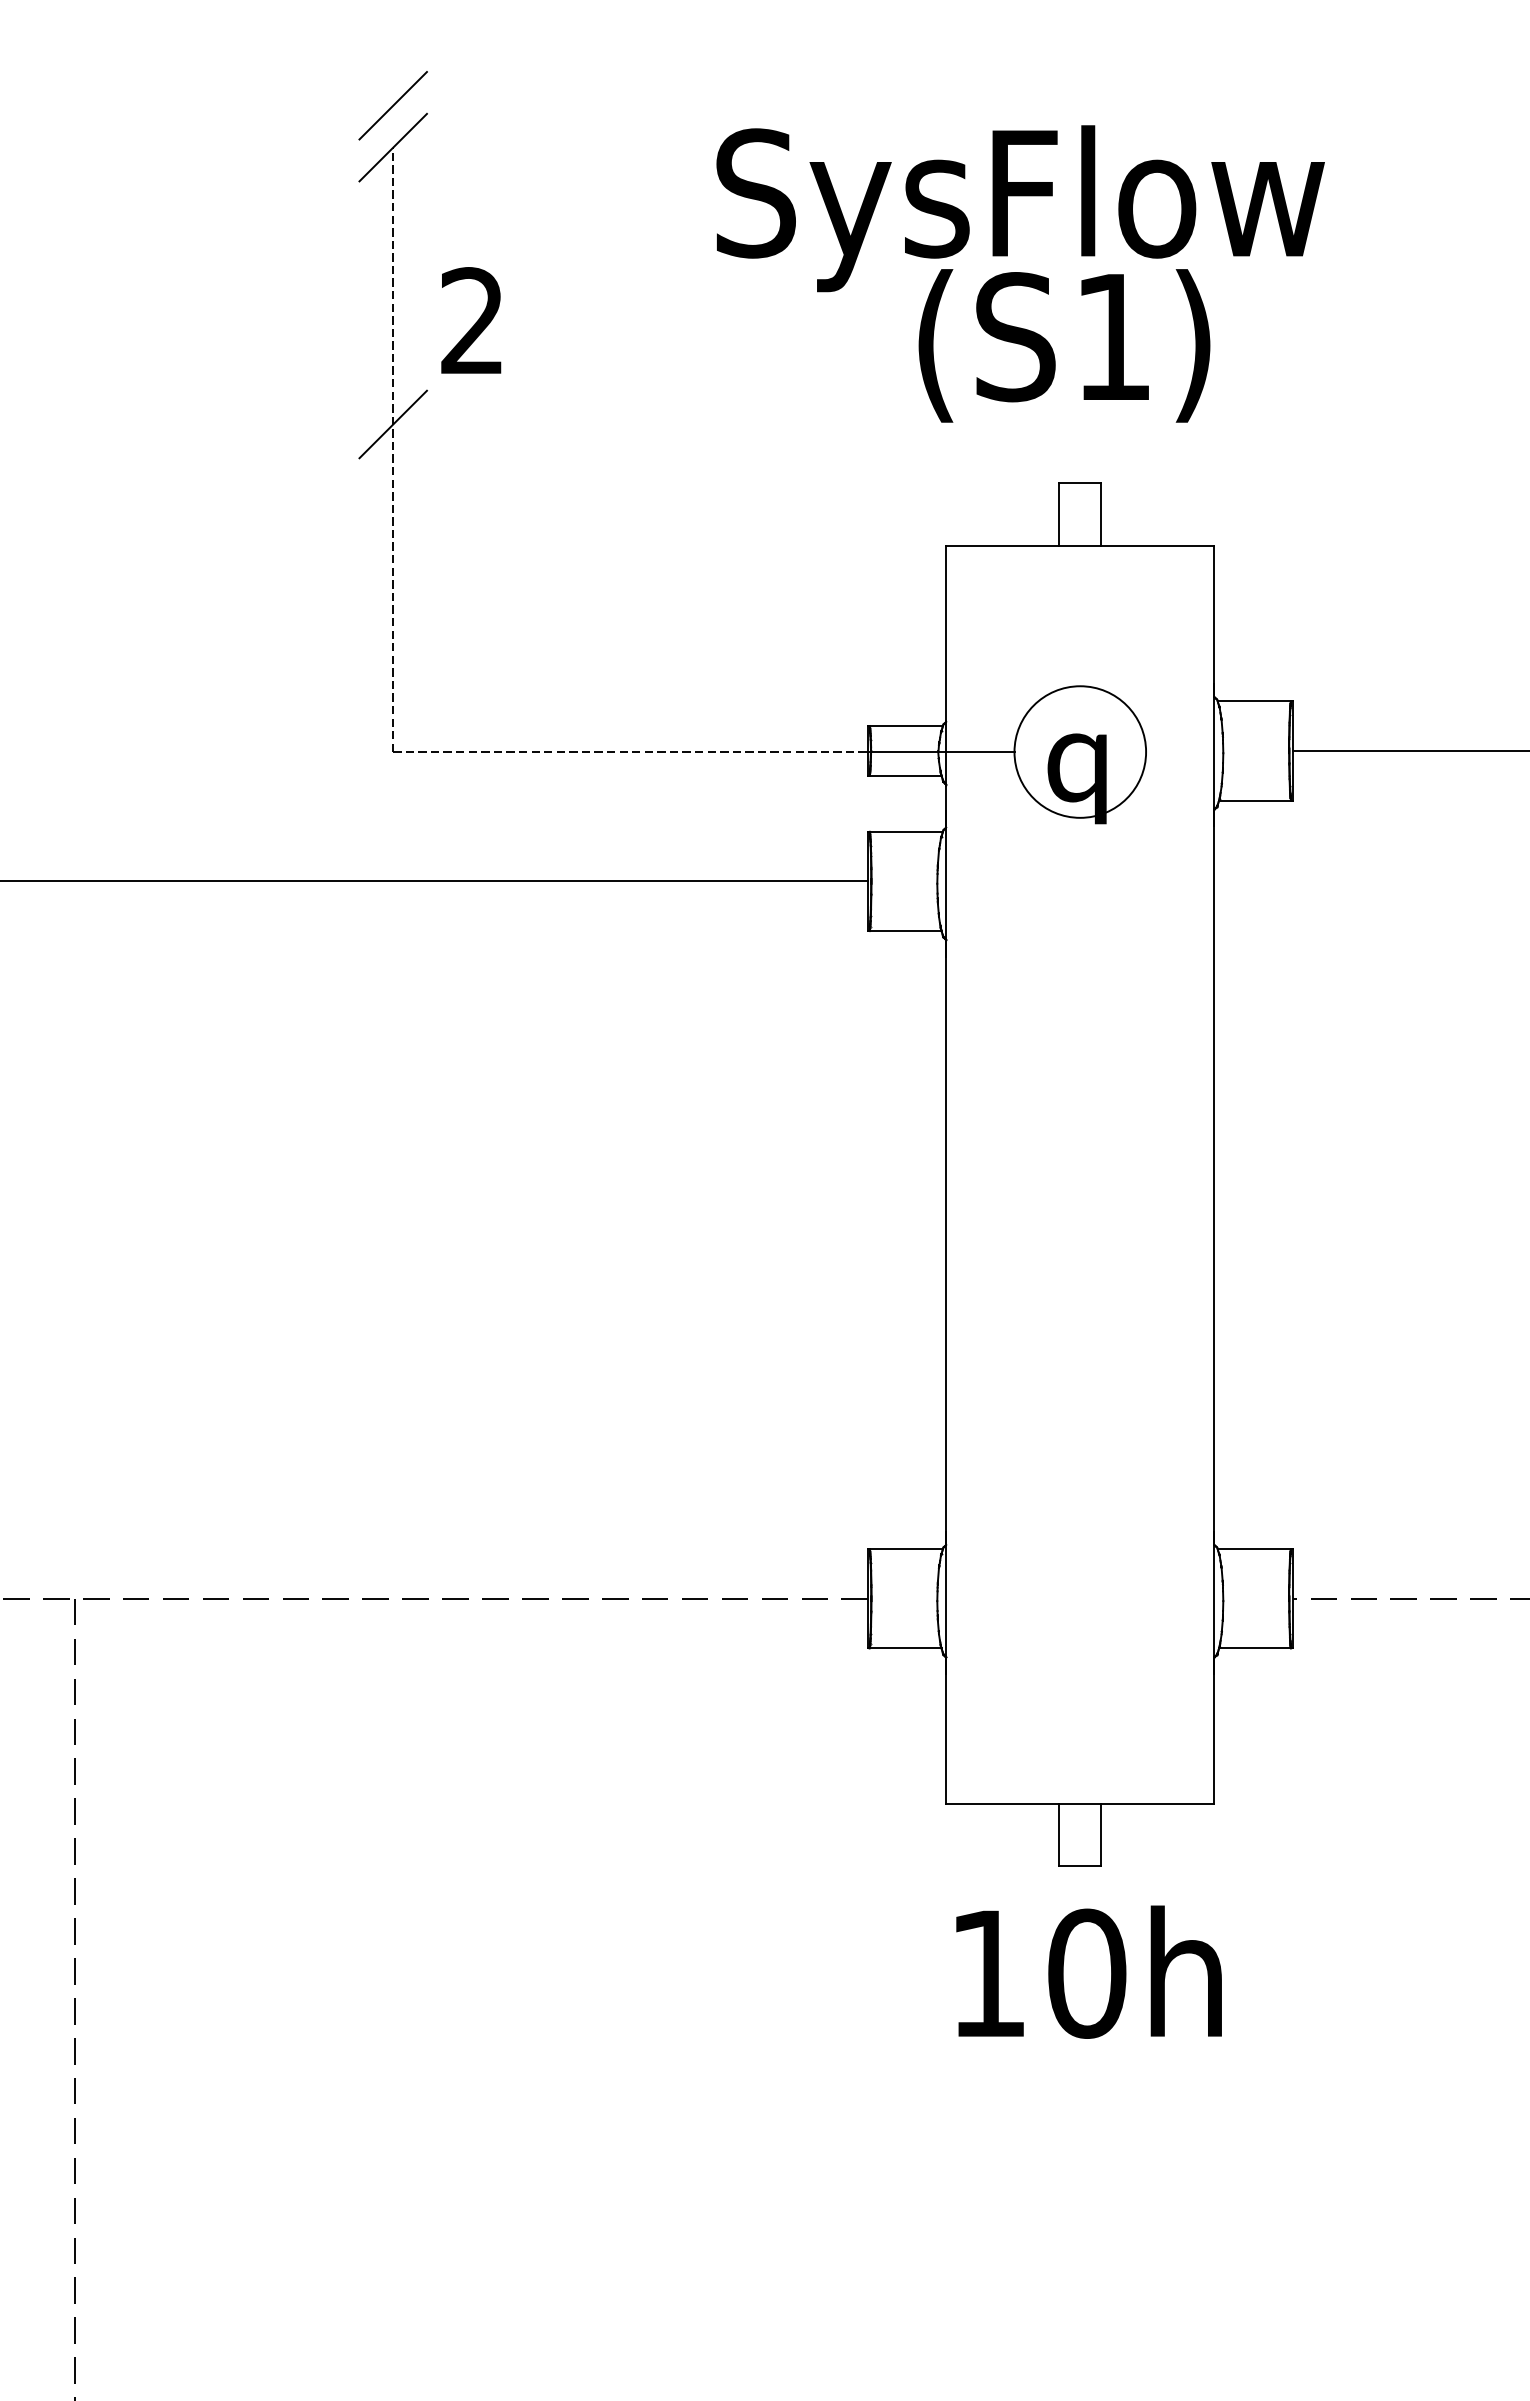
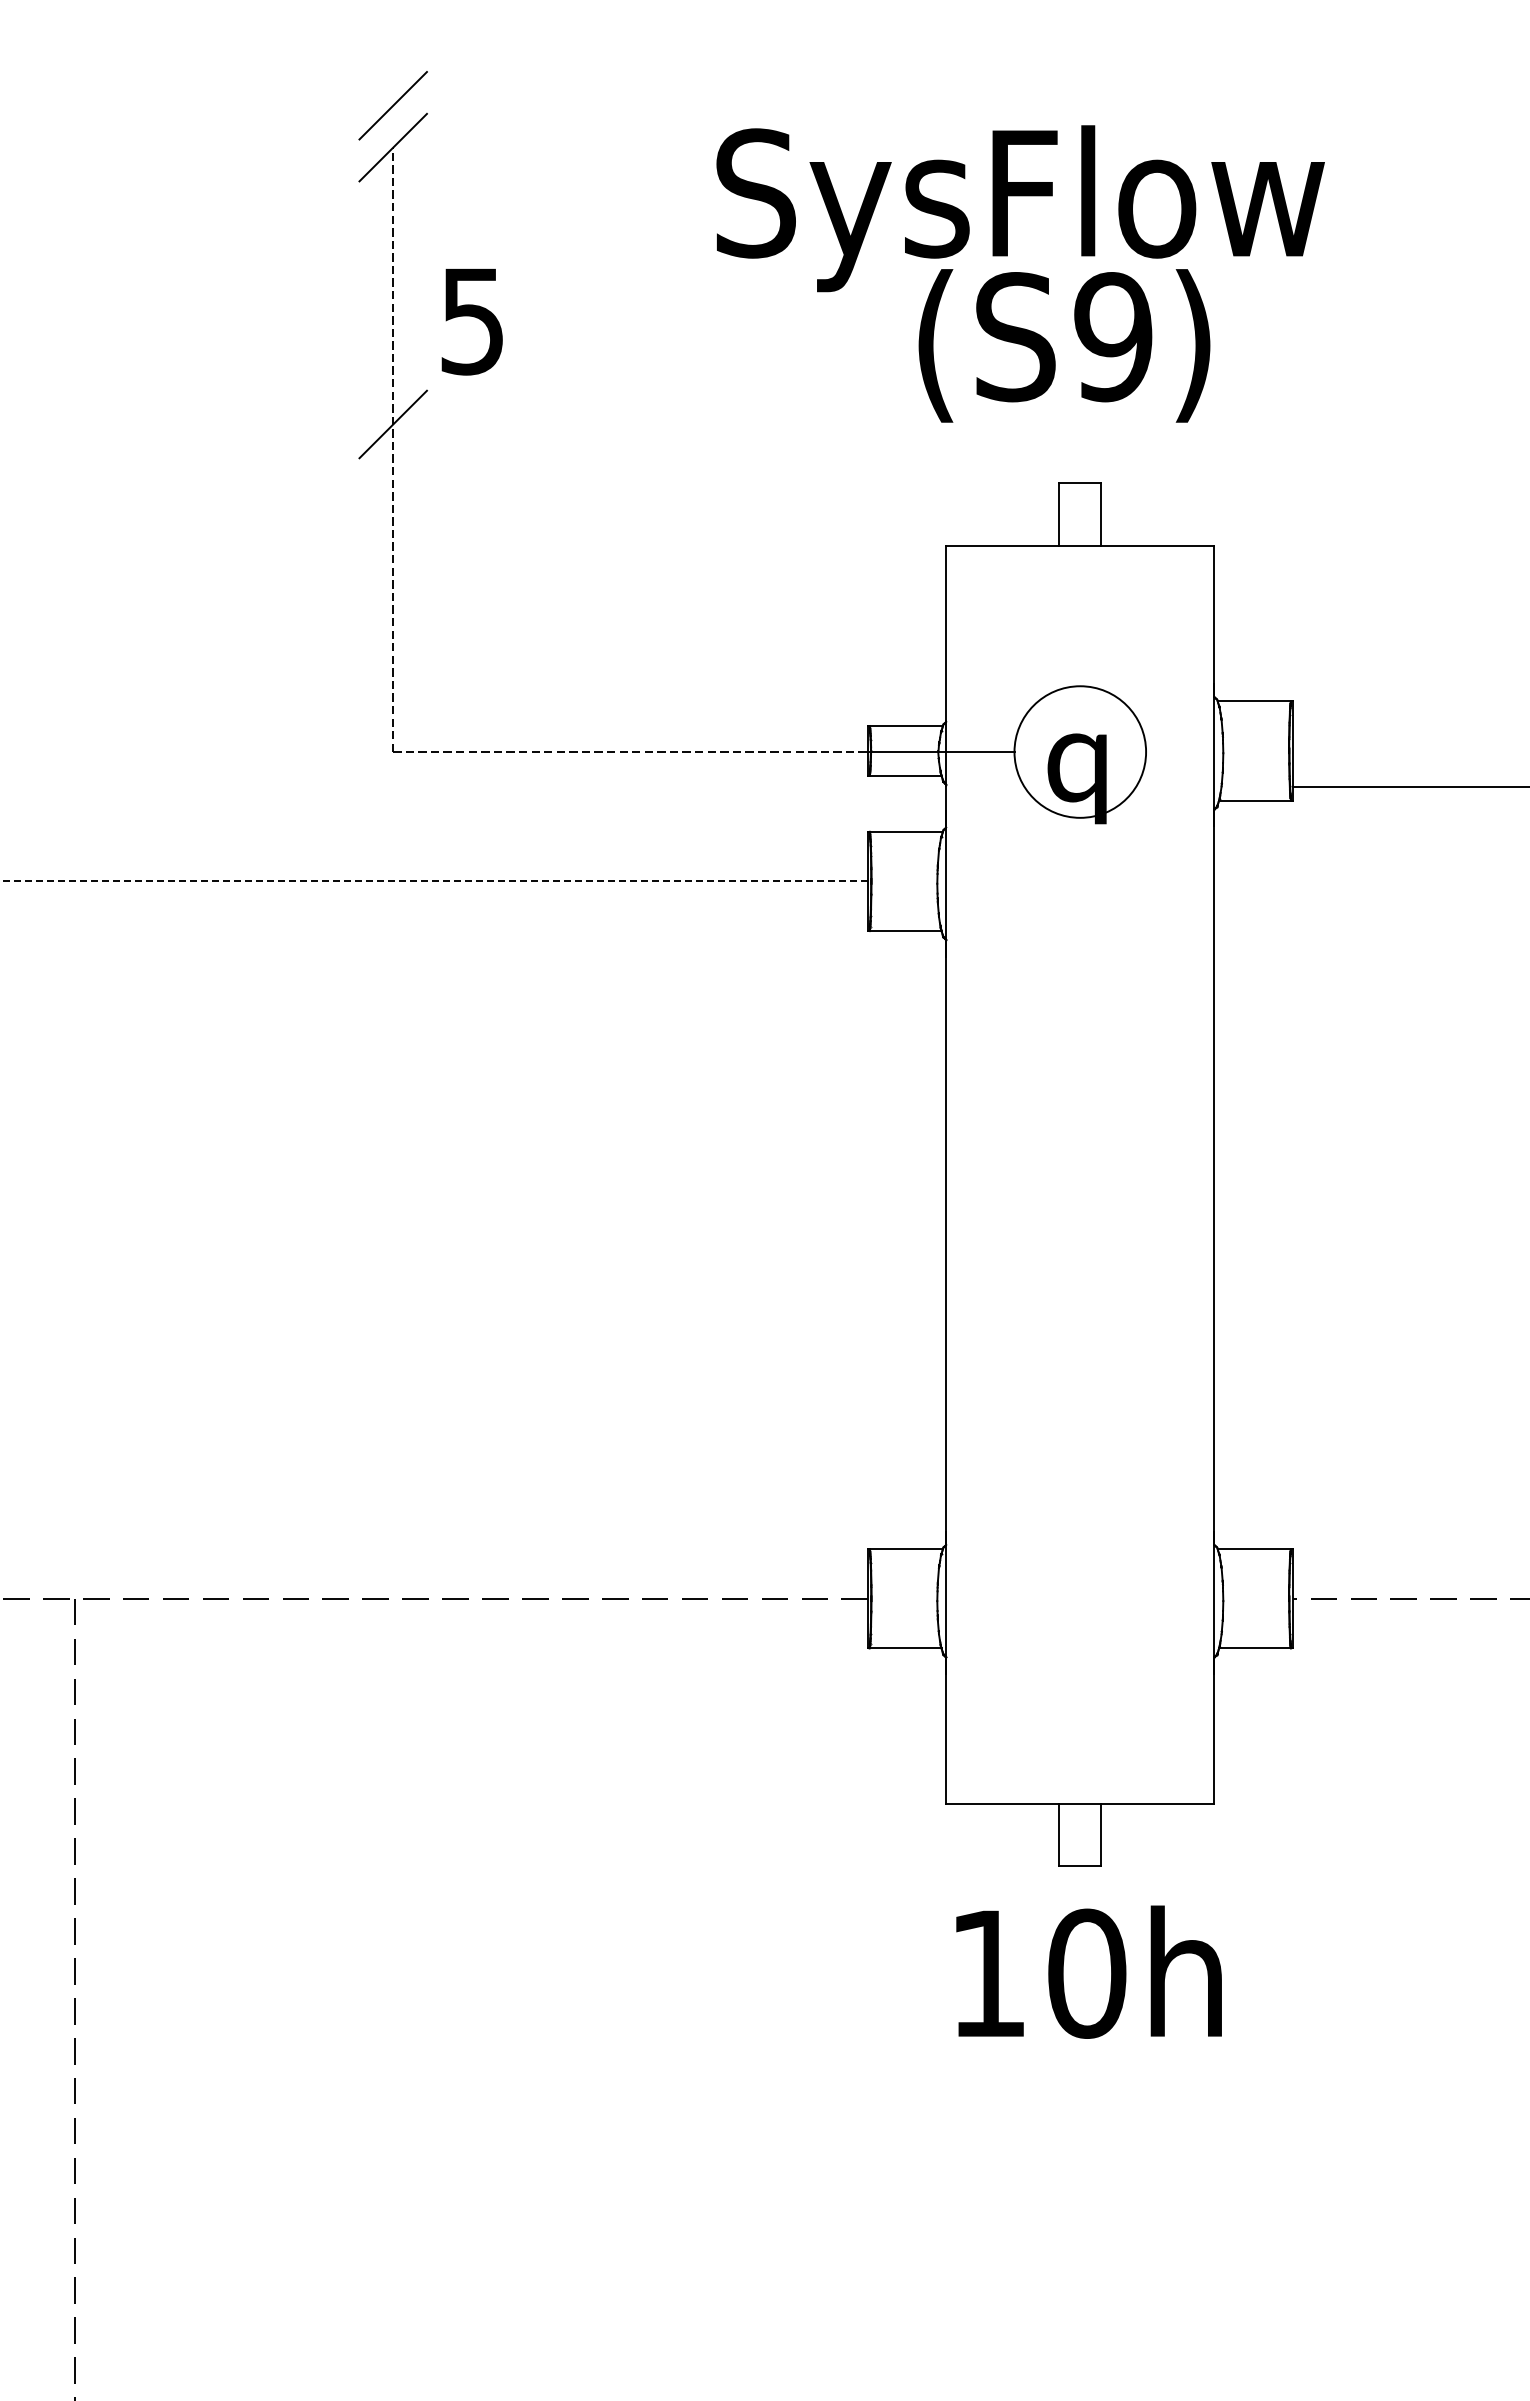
text: 2 -> 5 (471, 321)
text: (S1) -> (S9) (1113, 337)
line position: (1409, 750) -> (1409, 786) (1409, 786)
line: solid -> dashed (433, 881)
